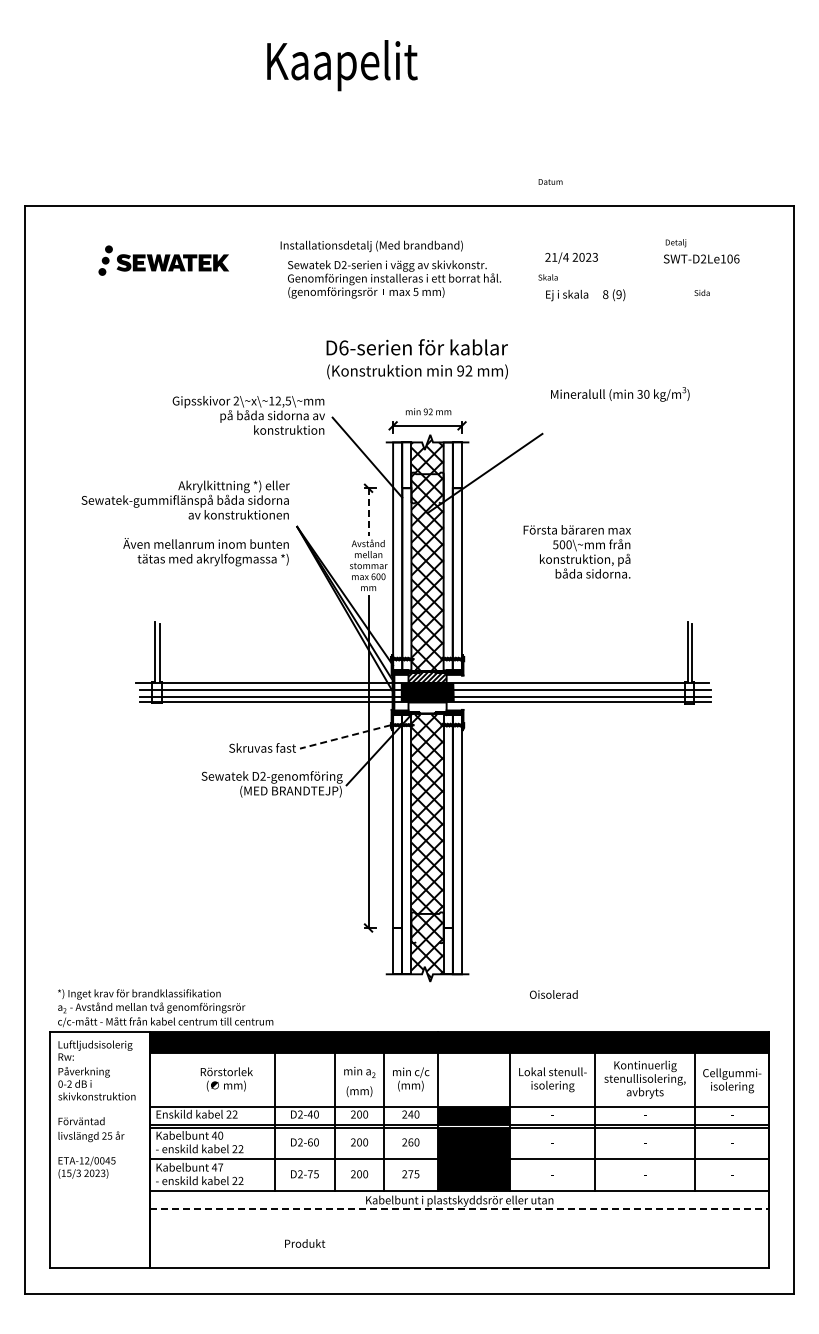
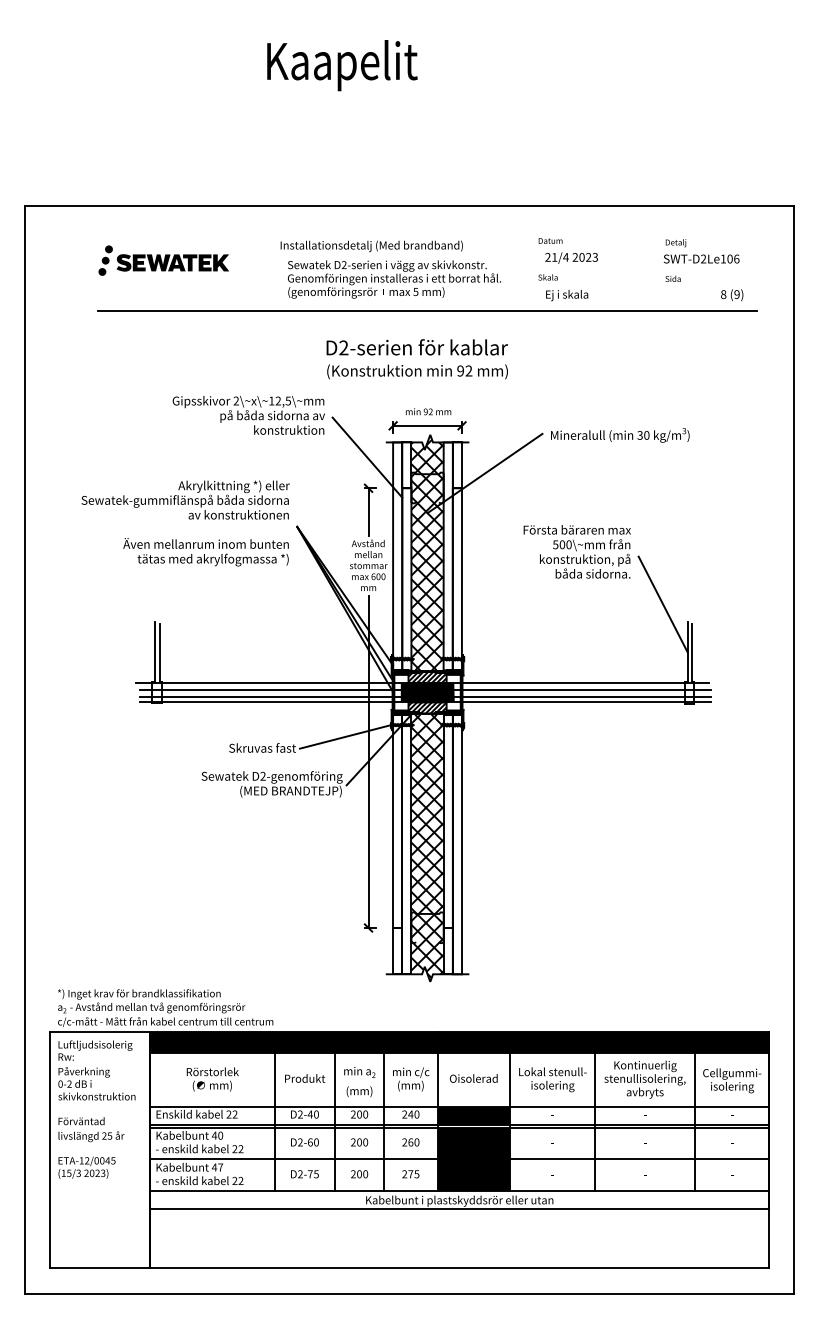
text position: (550, 181) -> (550, 240) (550, 240)
text position: (701, 292) -> (672, 278) (672, 278)
text position: (614, 295) -> (732, 295) (732, 295)
line: none -> present (427, 311)
text: D6-serien -> D2-serien (343, 347)
text position: (620, 394) -> (620, 435) (620, 435)
line: dashed -> solid (368, 512)
line: none -> present (662, 604)
fill: none -> present (461, 692)
hatch: none -> present (427, 707)
line: dashed -> solid (345, 736)
text position: (553, 994) -> (473, 1078) (473, 1078)
text position: (226, 1079) -> (212, 1079) (212, 1079)
line: dashed -> solid (460, 1209)
text position: (305, 1243) -> (305, 1078) (305, 1078)
